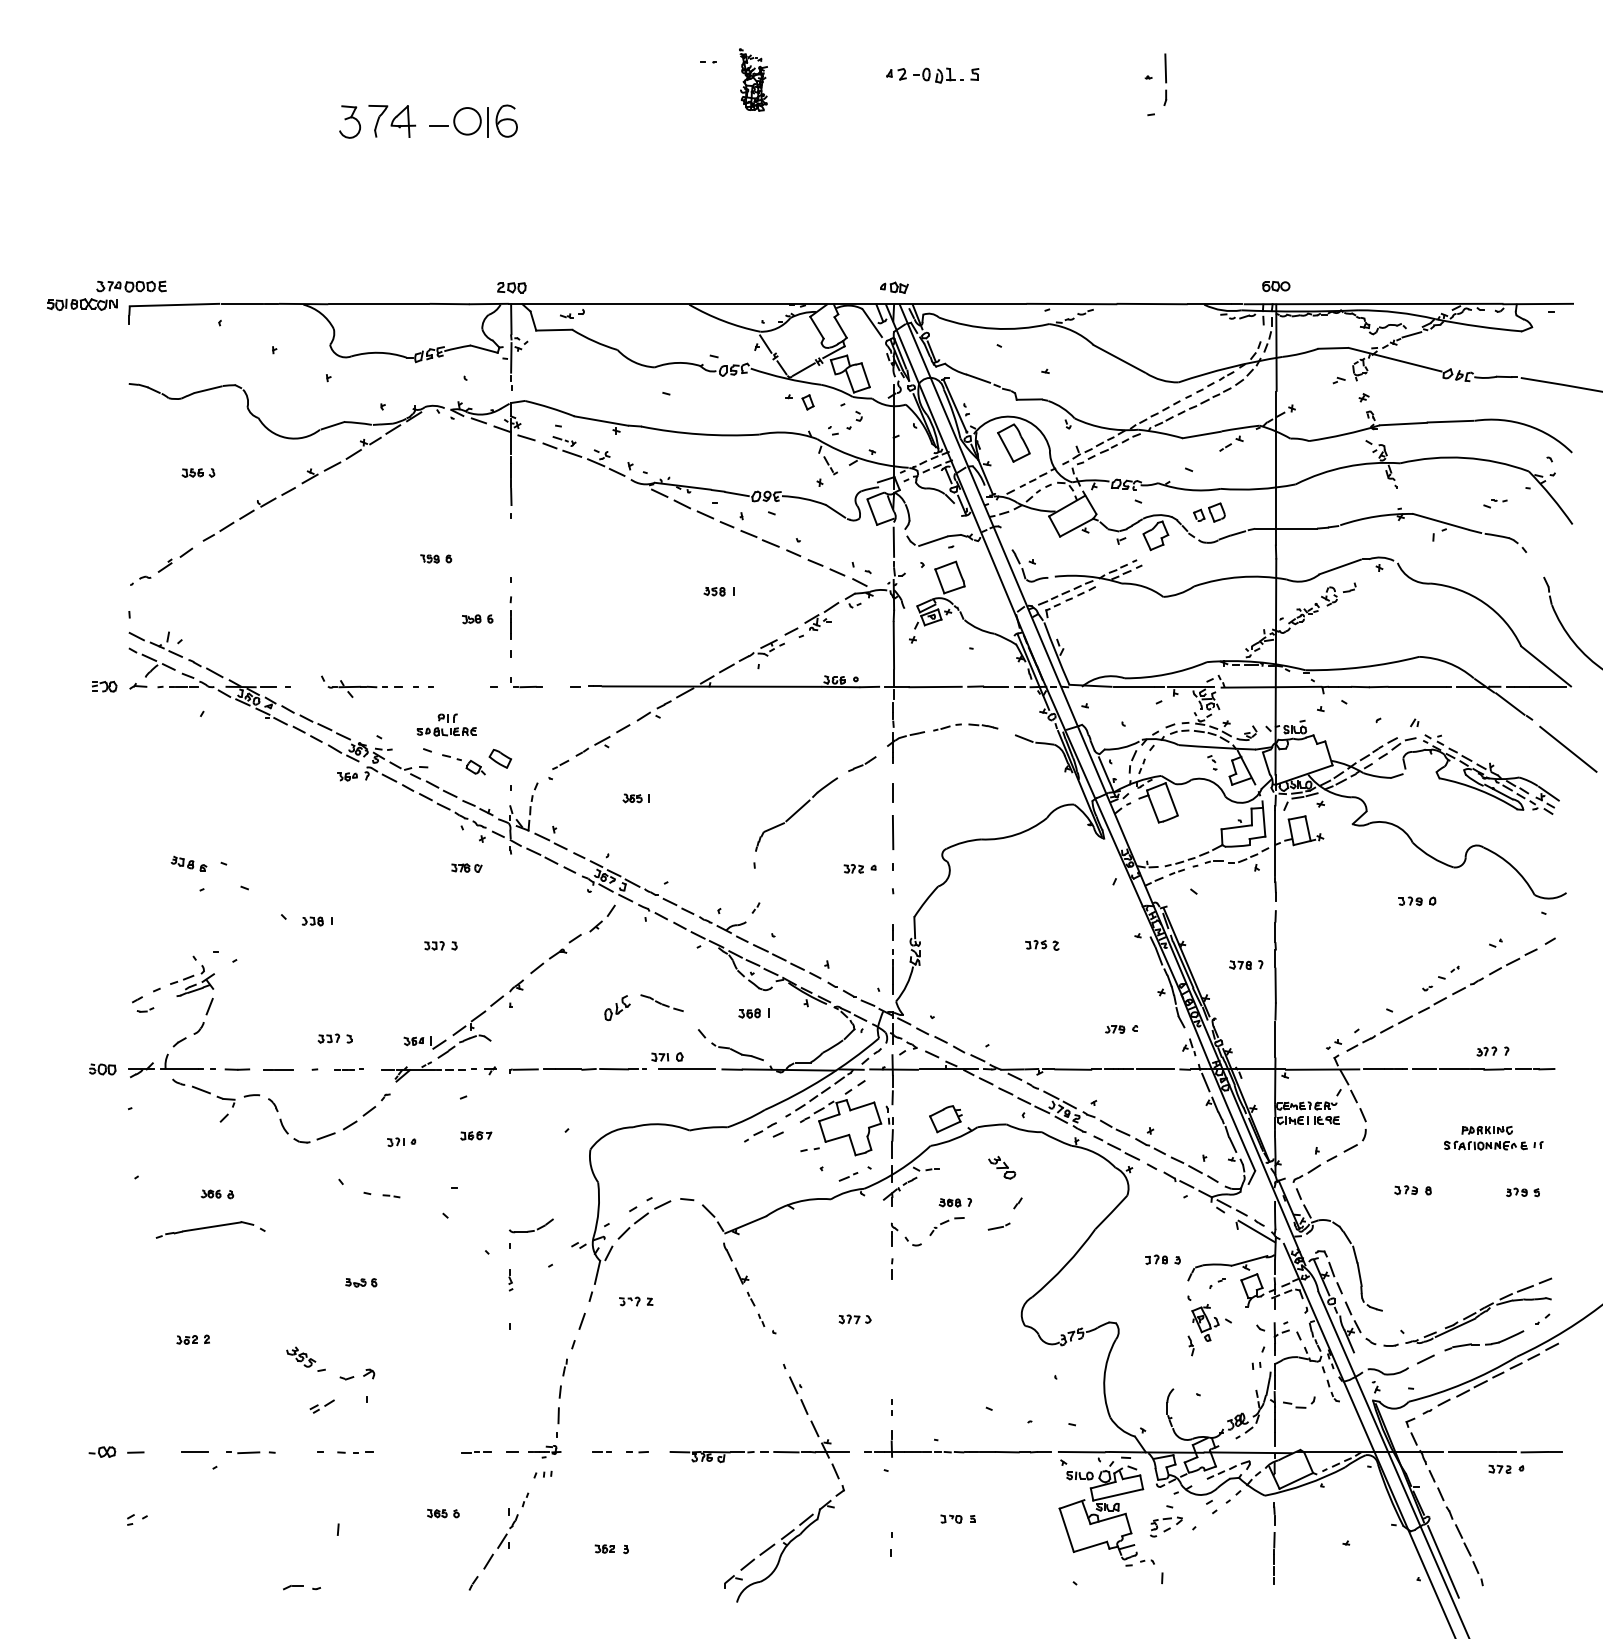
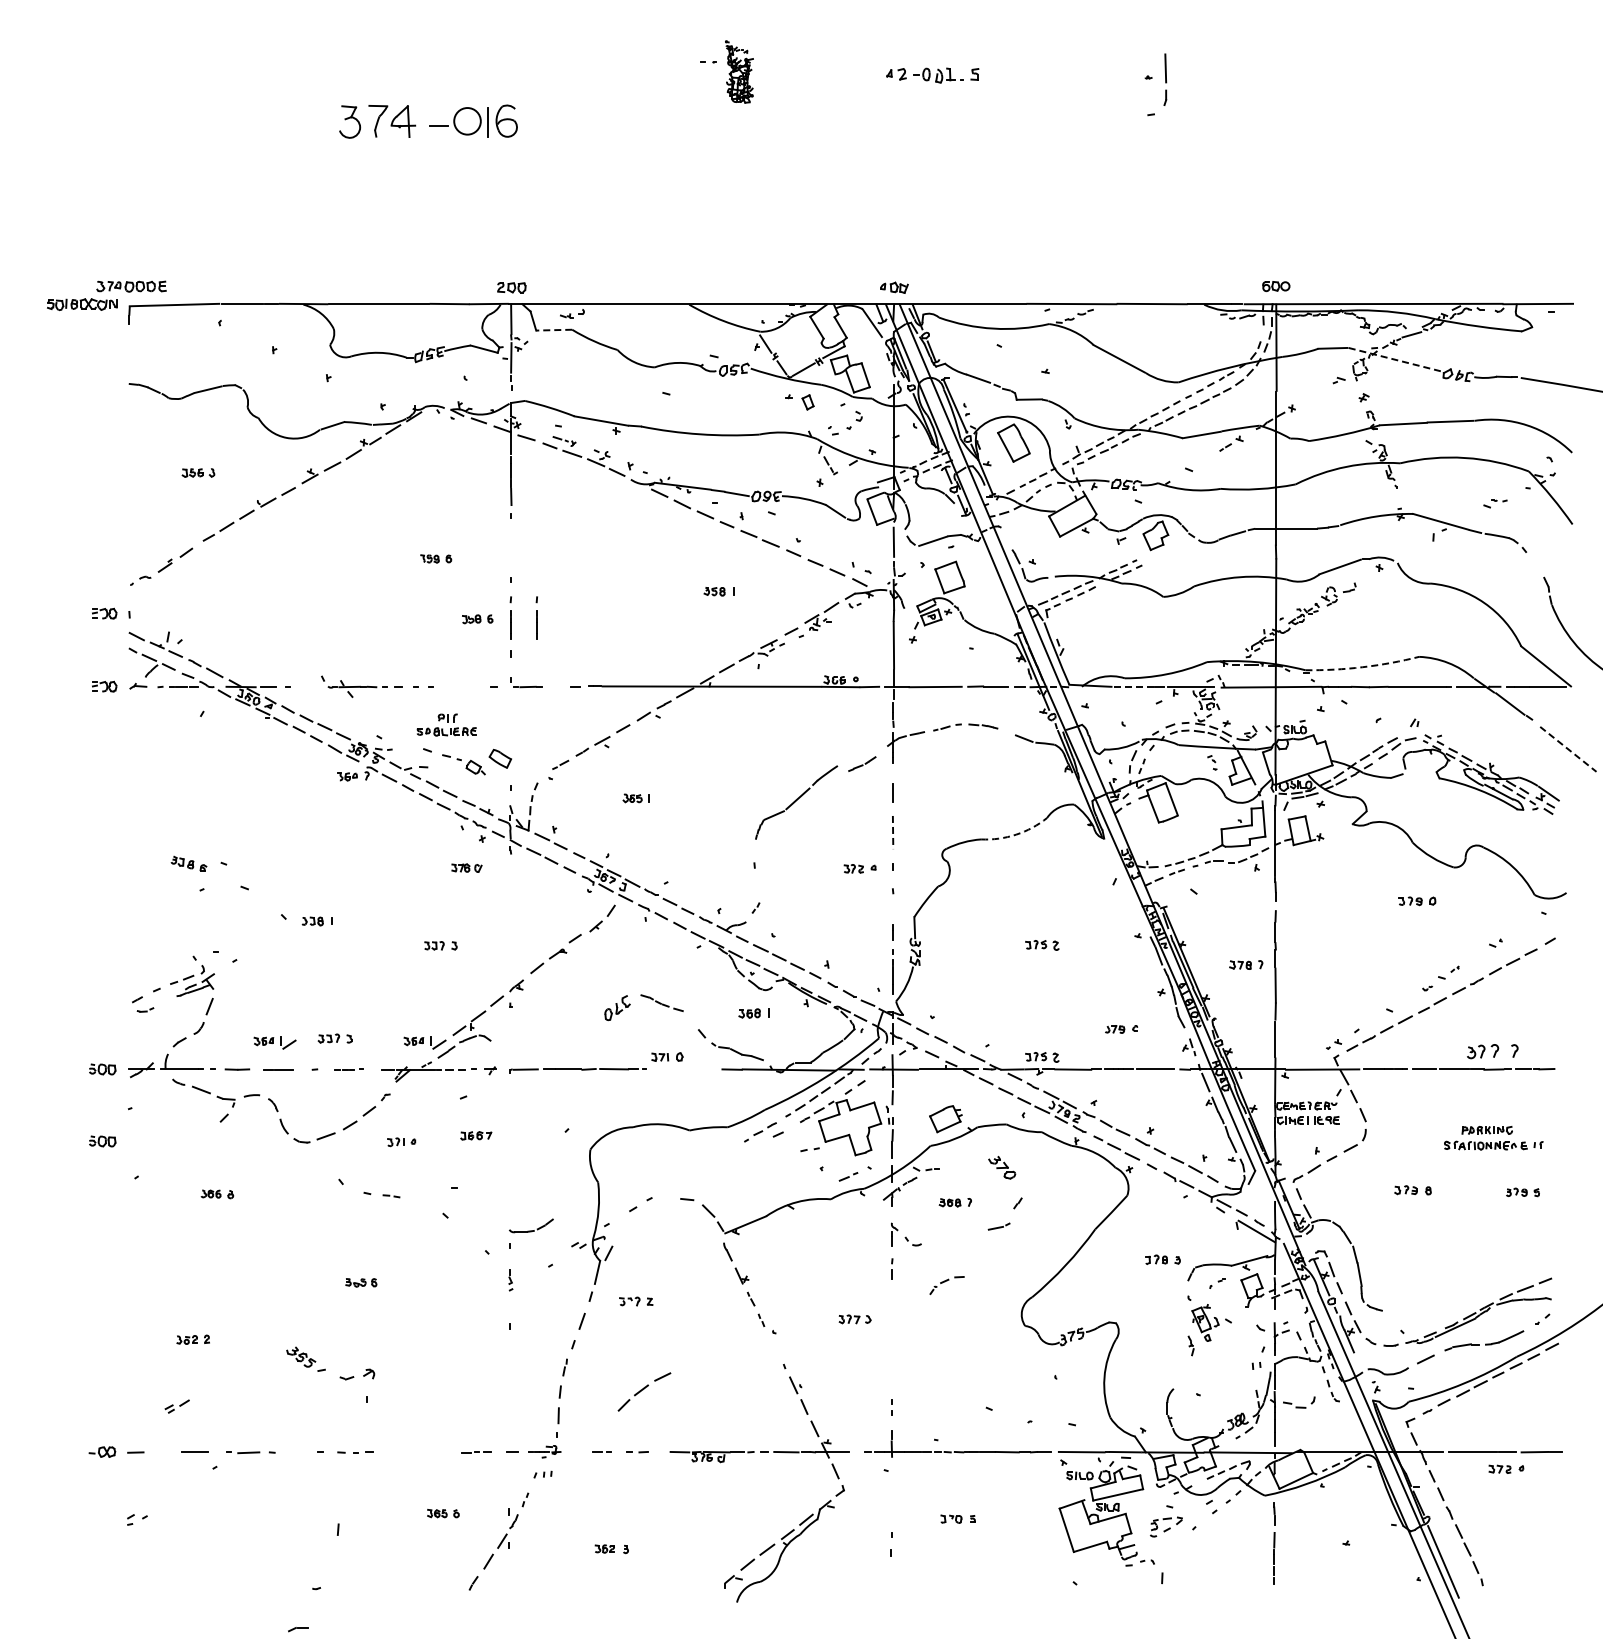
part position: (753, 79) -> (739, 71) (739, 71)
line: solid -> dashed (553, 330)
line: solid -> dashed (1395, 359)
part: present -> none (1209, 512)
part: none -> present (104, 613)
part: none -> present (536, 617)
arc: solid -> dashed (1362, 667)
line: solid -> dashed (1134, 686)
line: solid -> dashed (1568, 749)
line: present -> none (1103, 769)
part position: (796, 814) -> (796, 802) (796, 802)
line: solid -> dashed (893, 832)
arc: solid -> dashed (1016, 834)
part: none -> present (274, 1042)
part size: 34x11 px -> 52x16 px (1492, 1051)
part: none -> present (1042, 1057)
line: present -> none (686, 1069)
part: none -> present (102, 1141)
part position: (644, 1219) -> (644, 1391) (644, 1391)
part position: (946, 1226) -> (946, 1285) (946, 1285)
part: present -> none (210, 1229)
part position: (321, 1406) -> (176, 1406) (176, 1406)
part position: (293, 1587) -> (298, 1629) (298, 1629)
